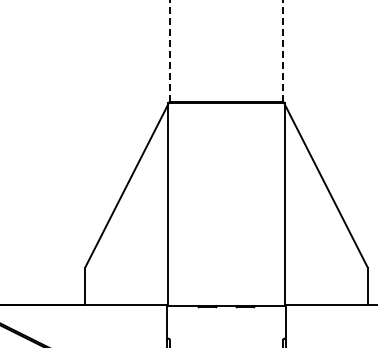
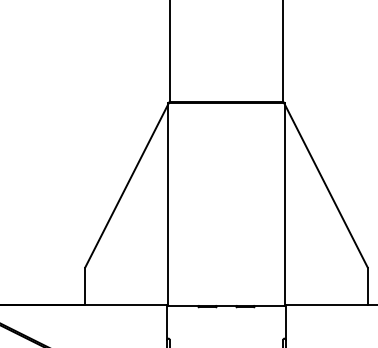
line: dashed -> solid (169, 51)
line: dashed -> solid (283, 51)
